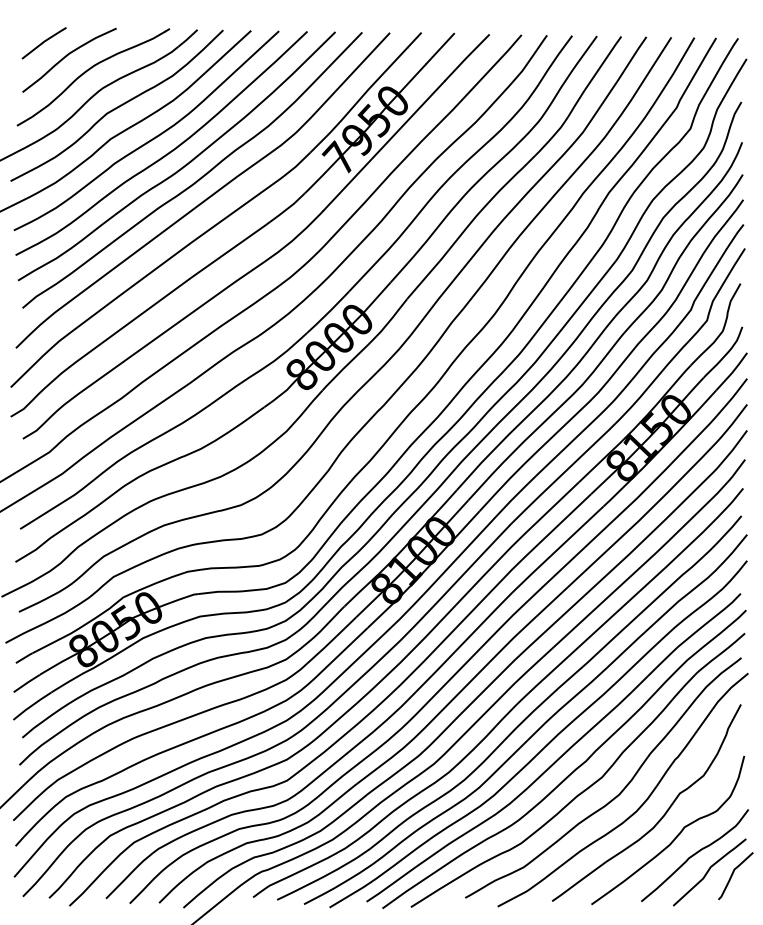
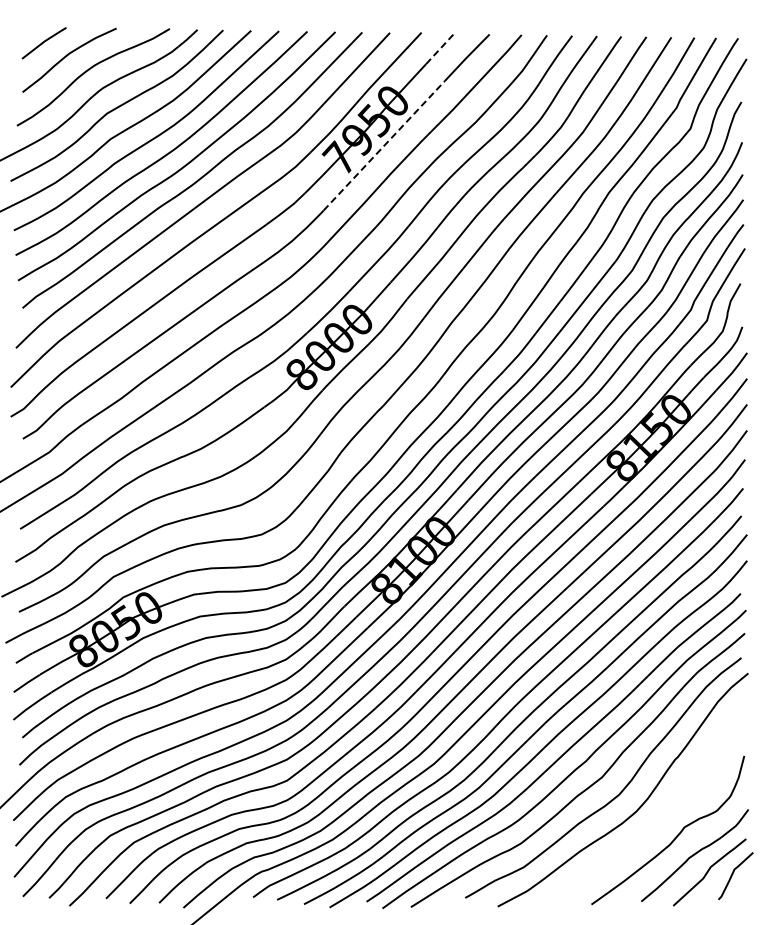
line: solid -> dashed (440, 48)
line: solid -> dashed (384, 145)
curve: present -> none (662, 815)
